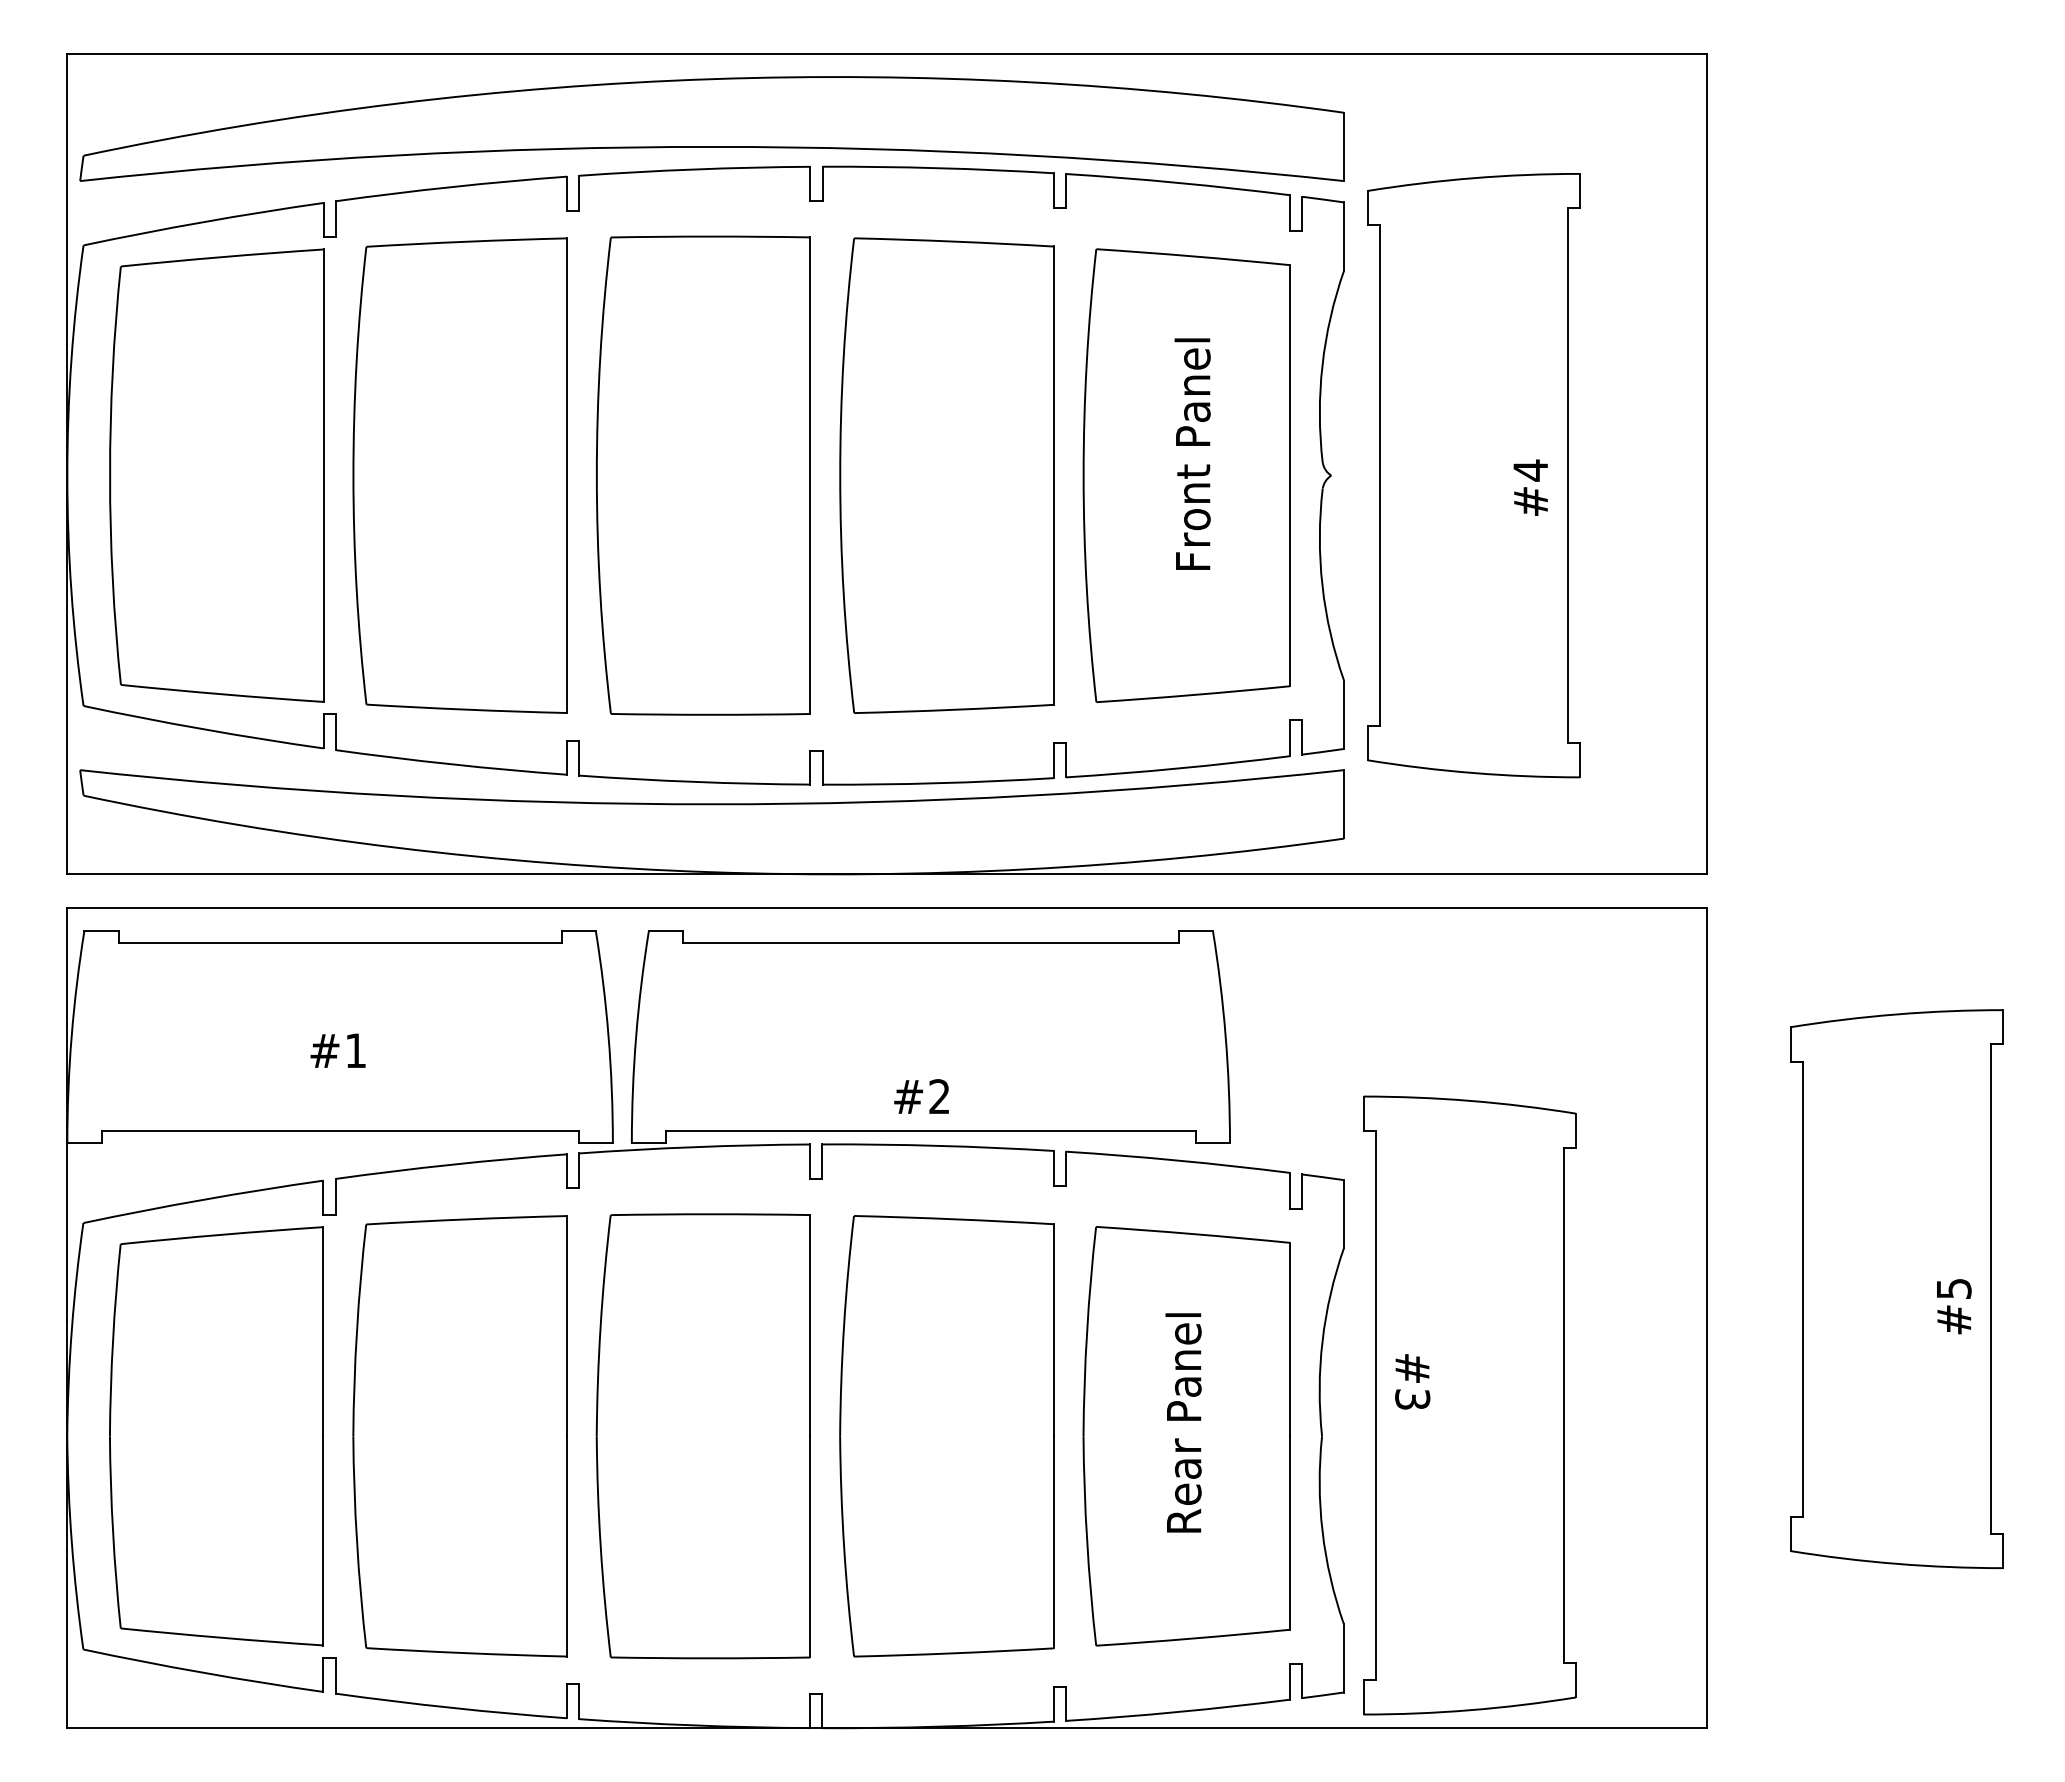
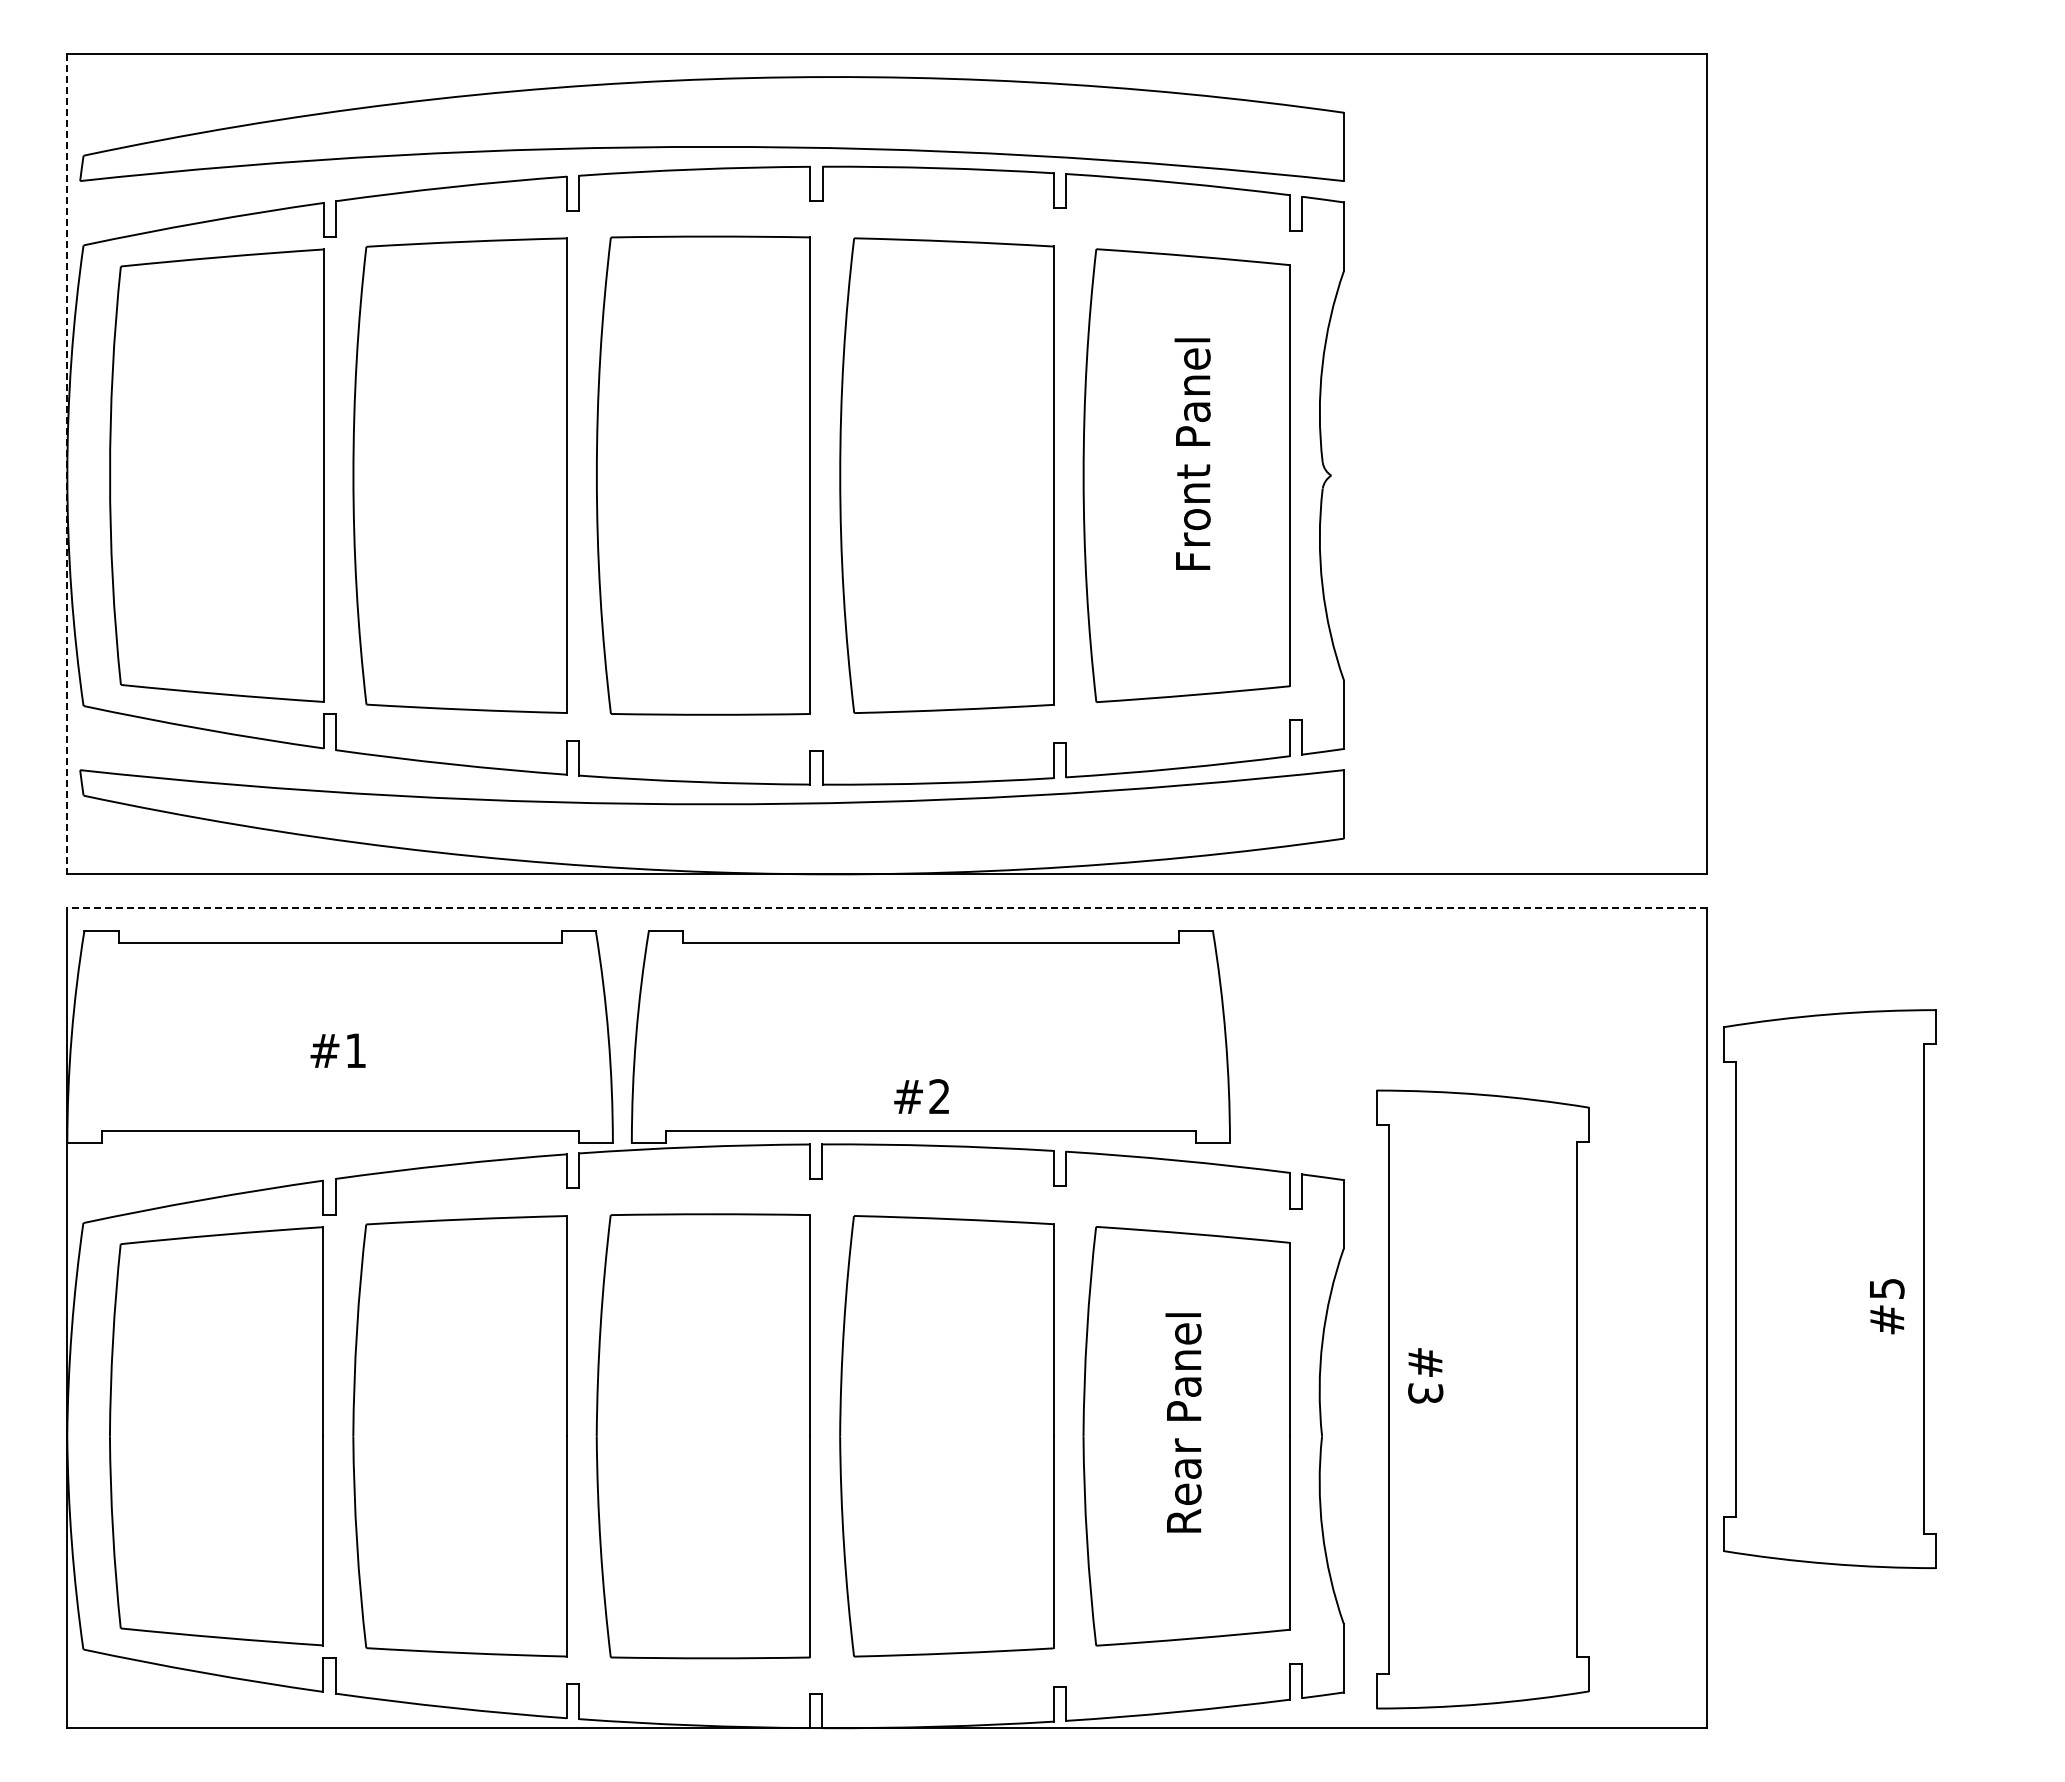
line: solid -> dashed (67, 464)
part: present -> none (1473, 475)
line: solid -> dashed (887, 908)
part position: (1896, 1288) -> (1829, 1288) (1829, 1288)
part position: (1469, 1405) -> (1482, 1399) (1482, 1399)
